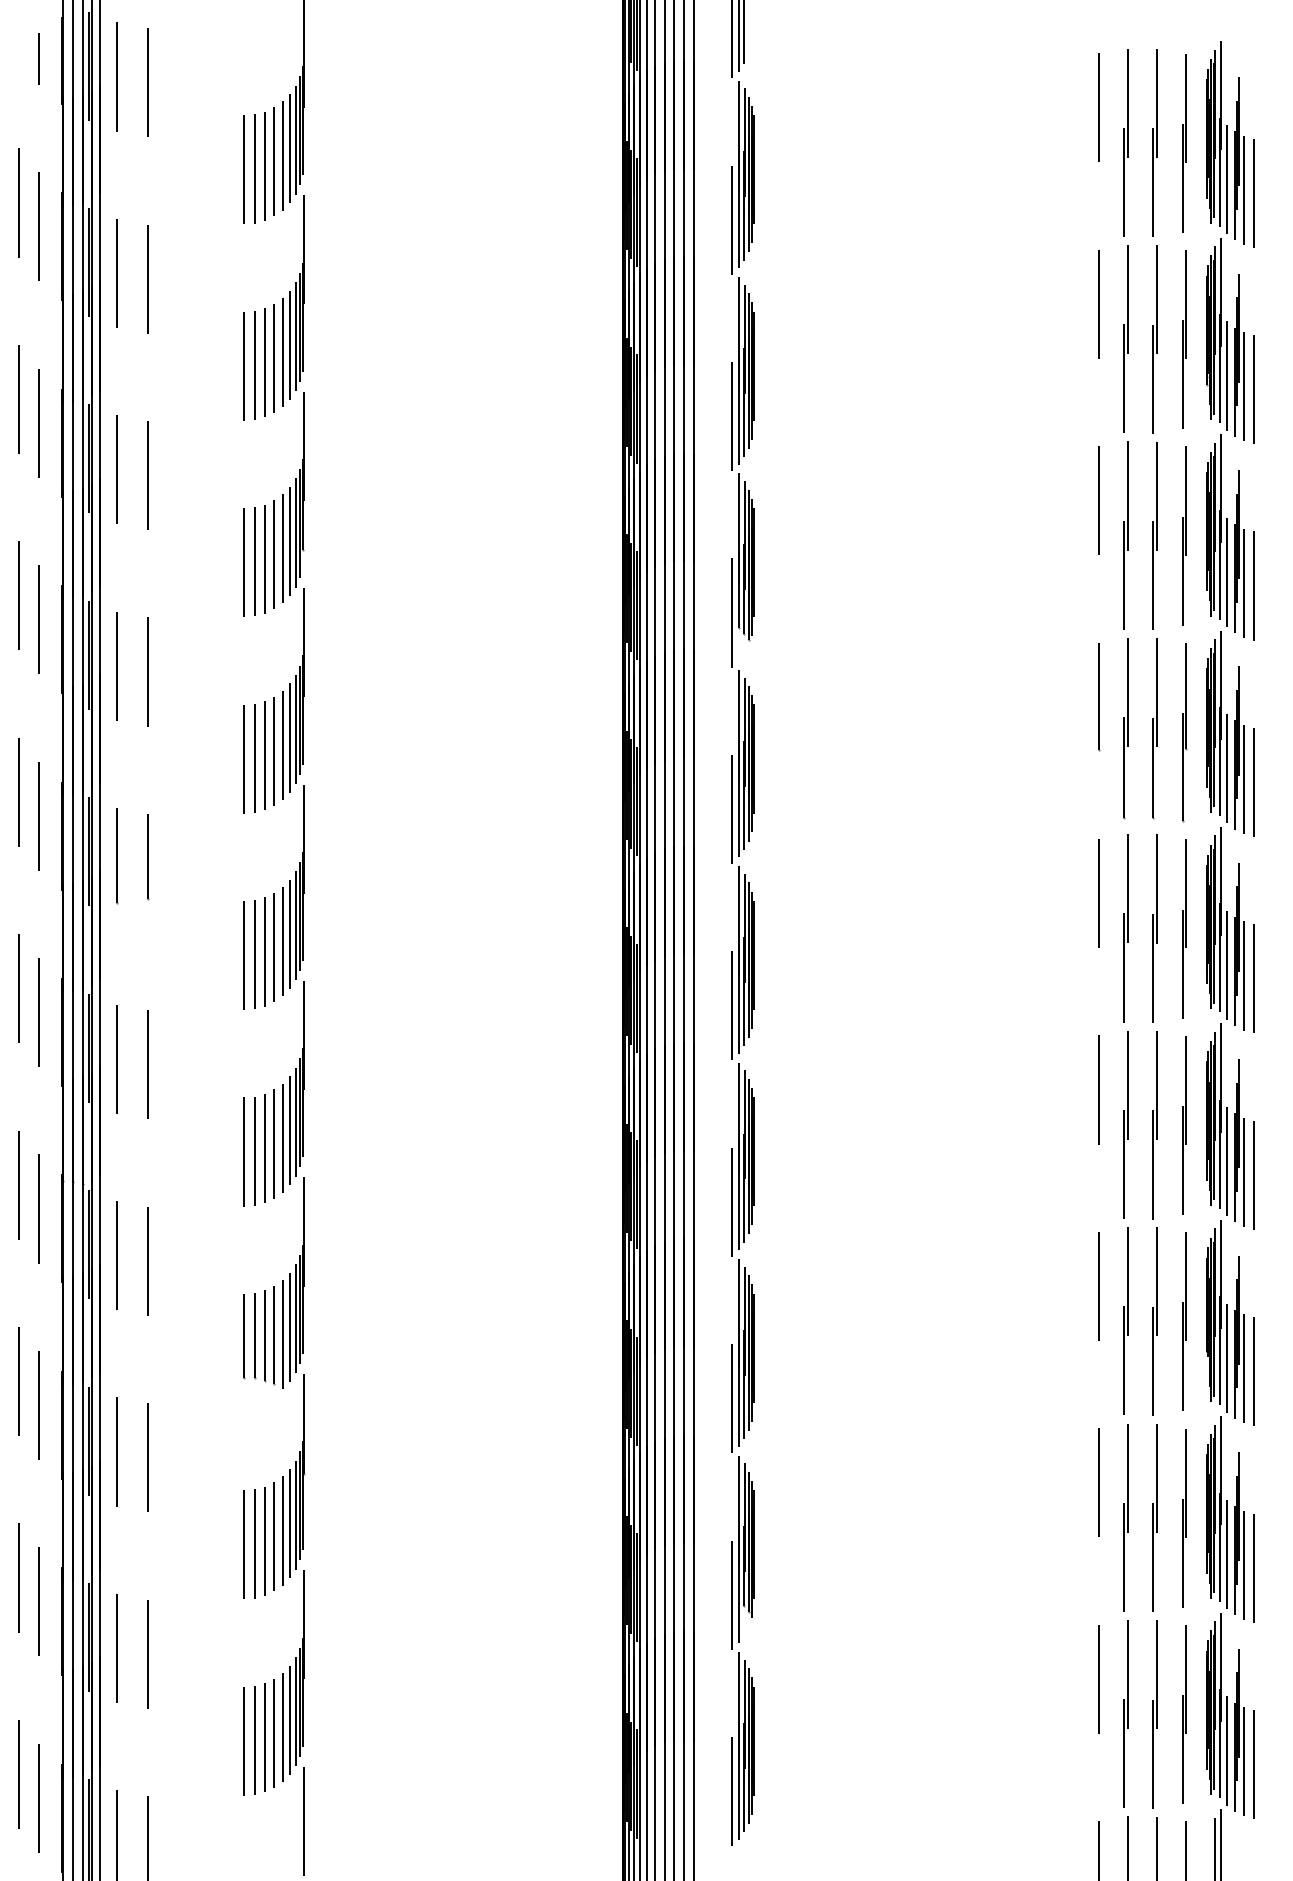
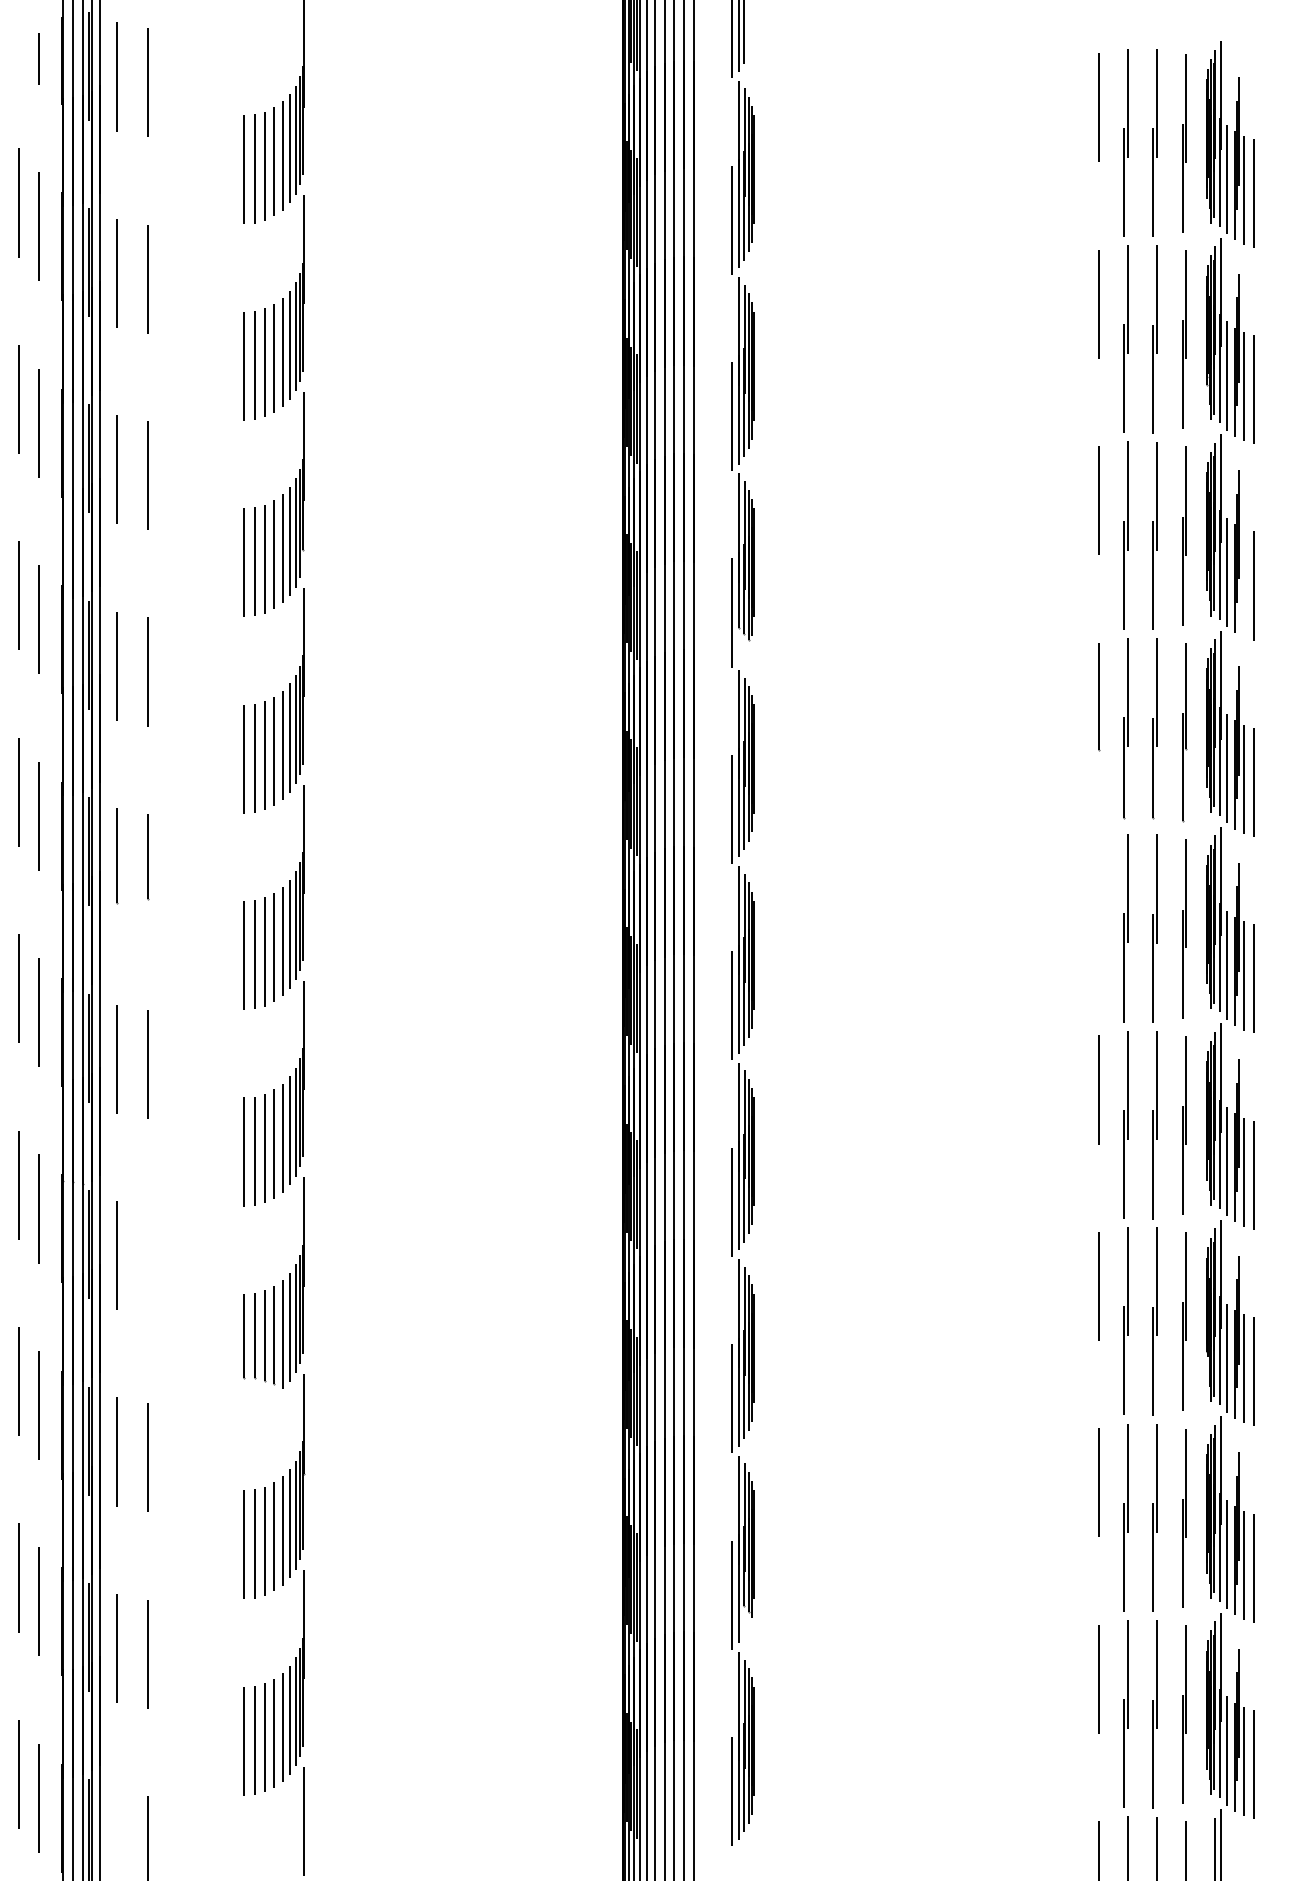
line: present -> none (1244, 582)
line: present -> none (1098, 893)
line: present -> none (147, 1261)
line: present -> none (117, 1833)
